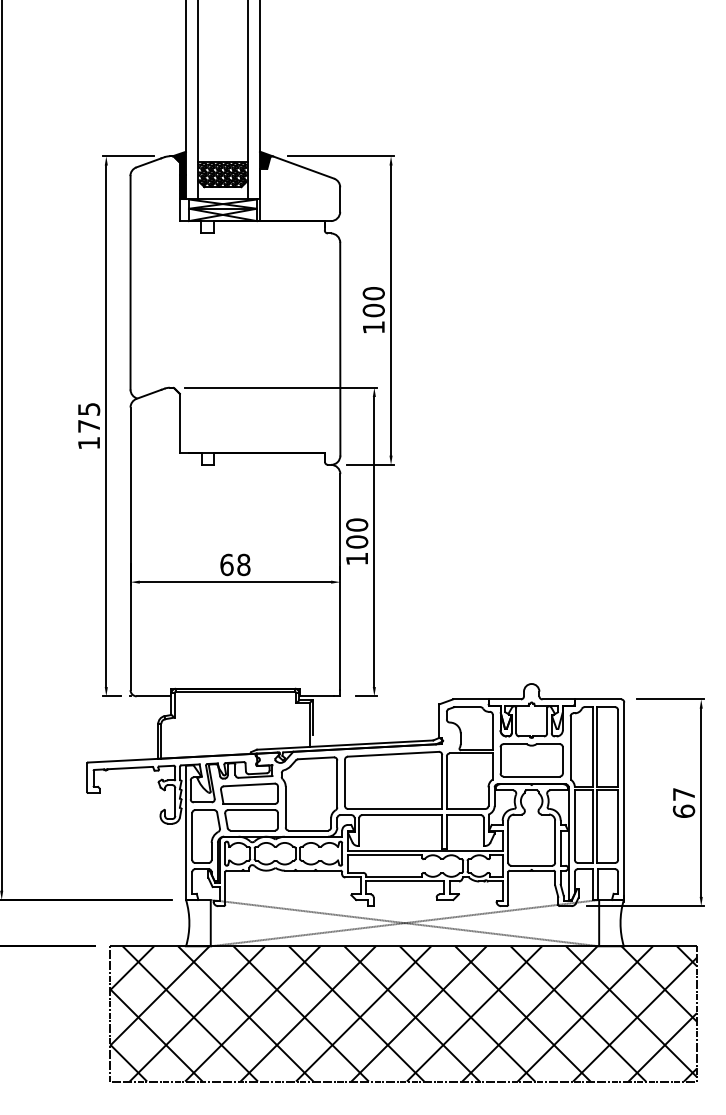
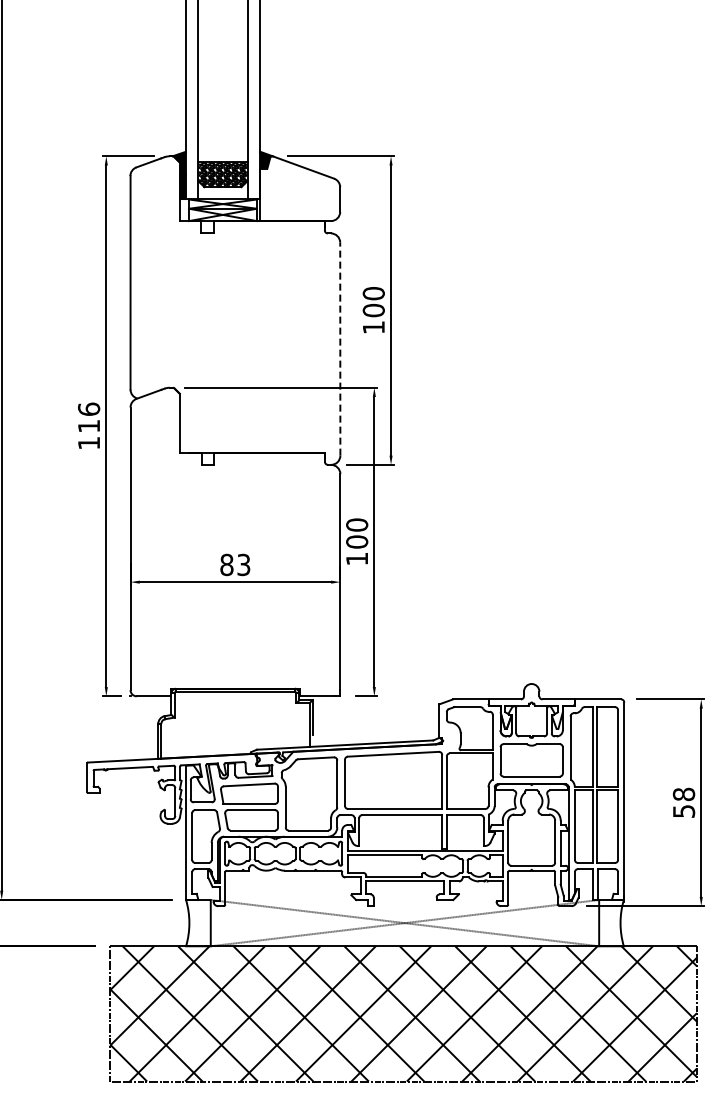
line: solid -> dashed (340, 348)
text: 175 -> 116 (89, 417)
text: 68 -> 83 (235, 564)
text: 67 -> 58 (683, 802)
